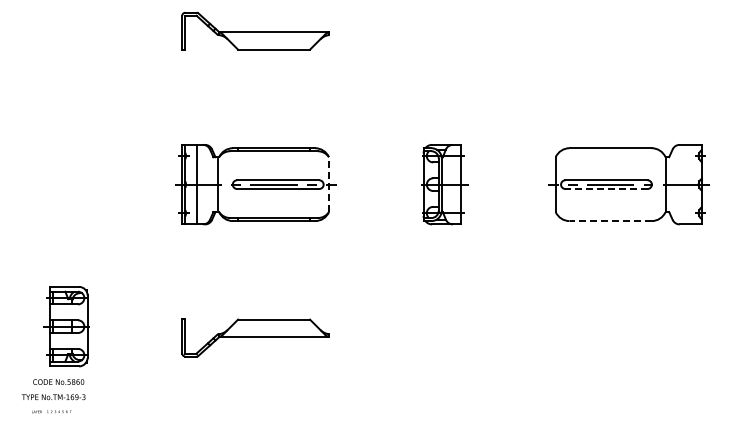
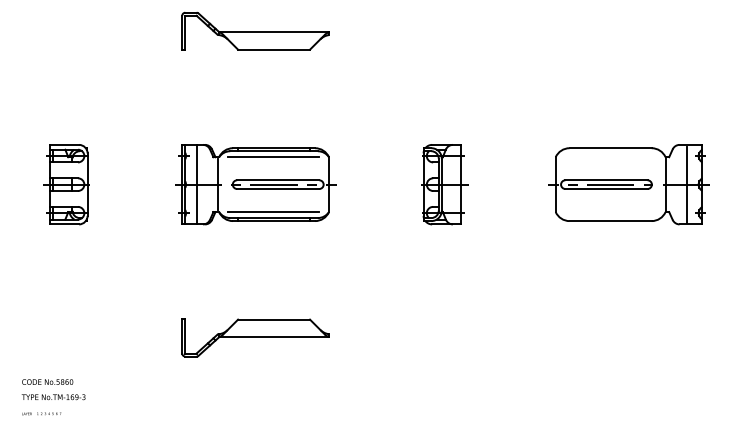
line: none -> present (273, 157)
line: dashed -> solid (328, 184)
line: none -> present (686, 184)
line: dashed -> solid (605, 189)
line: none -> present (273, 212)
line: dashed -> solid (610, 221)
part position: (66, 326) -> (66, 184) (66, 184)
text position: (58, 381) -> (47, 381) (47, 381)
text position: (51, 411) -> (41, 413) (41, 413)
